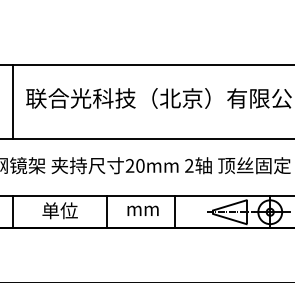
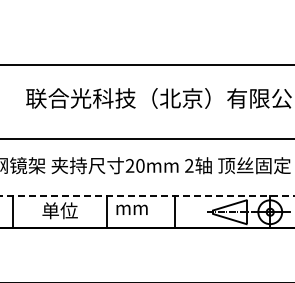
line: present -> none (13, 101)
line: solid -> dashed (147, 196)
text position: (142, 210) -> (131, 209) (131, 209)
